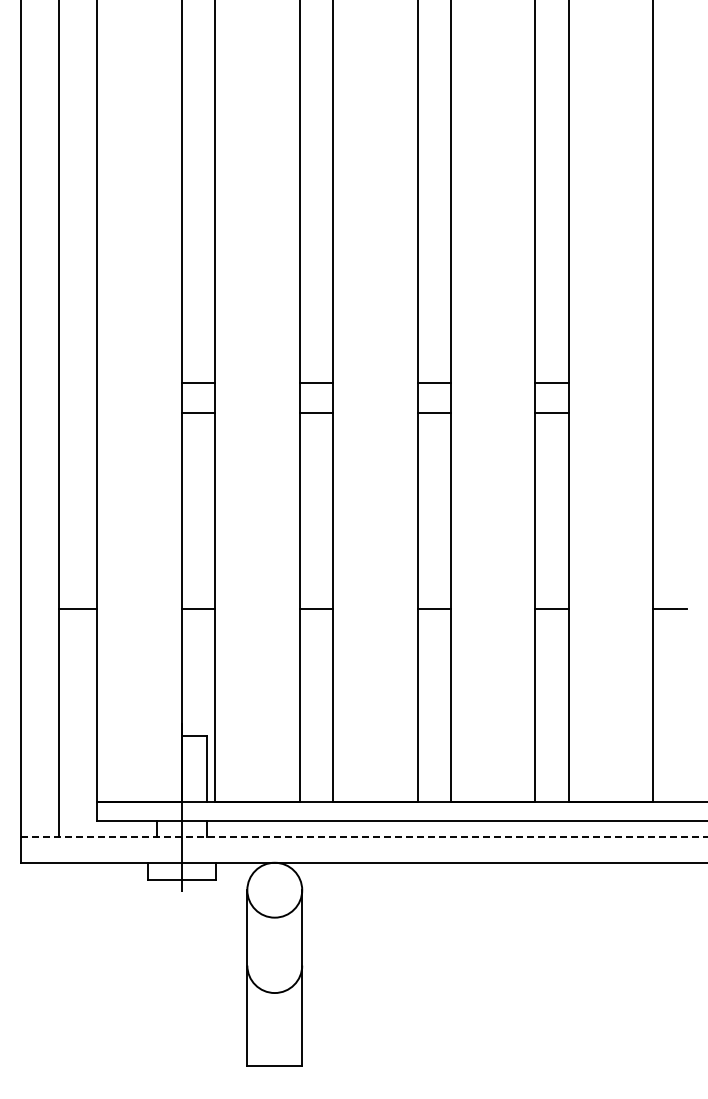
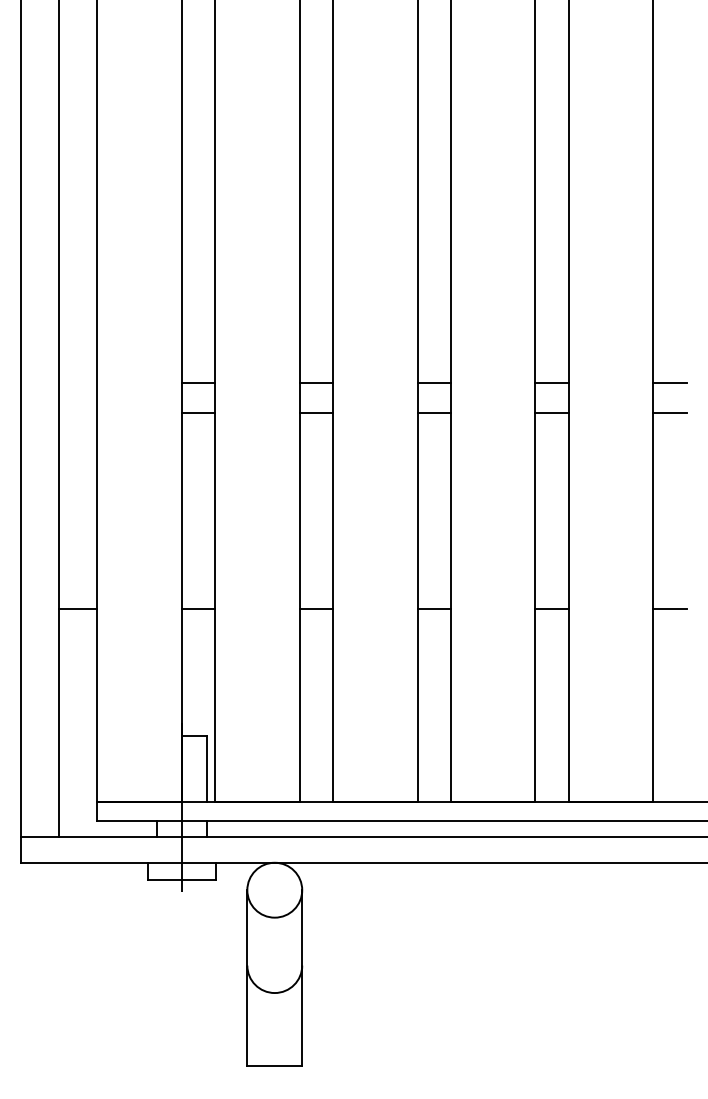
line: none -> present (669, 383)
line: none -> present (669, 412)
line: dashed -> solid (364, 837)
